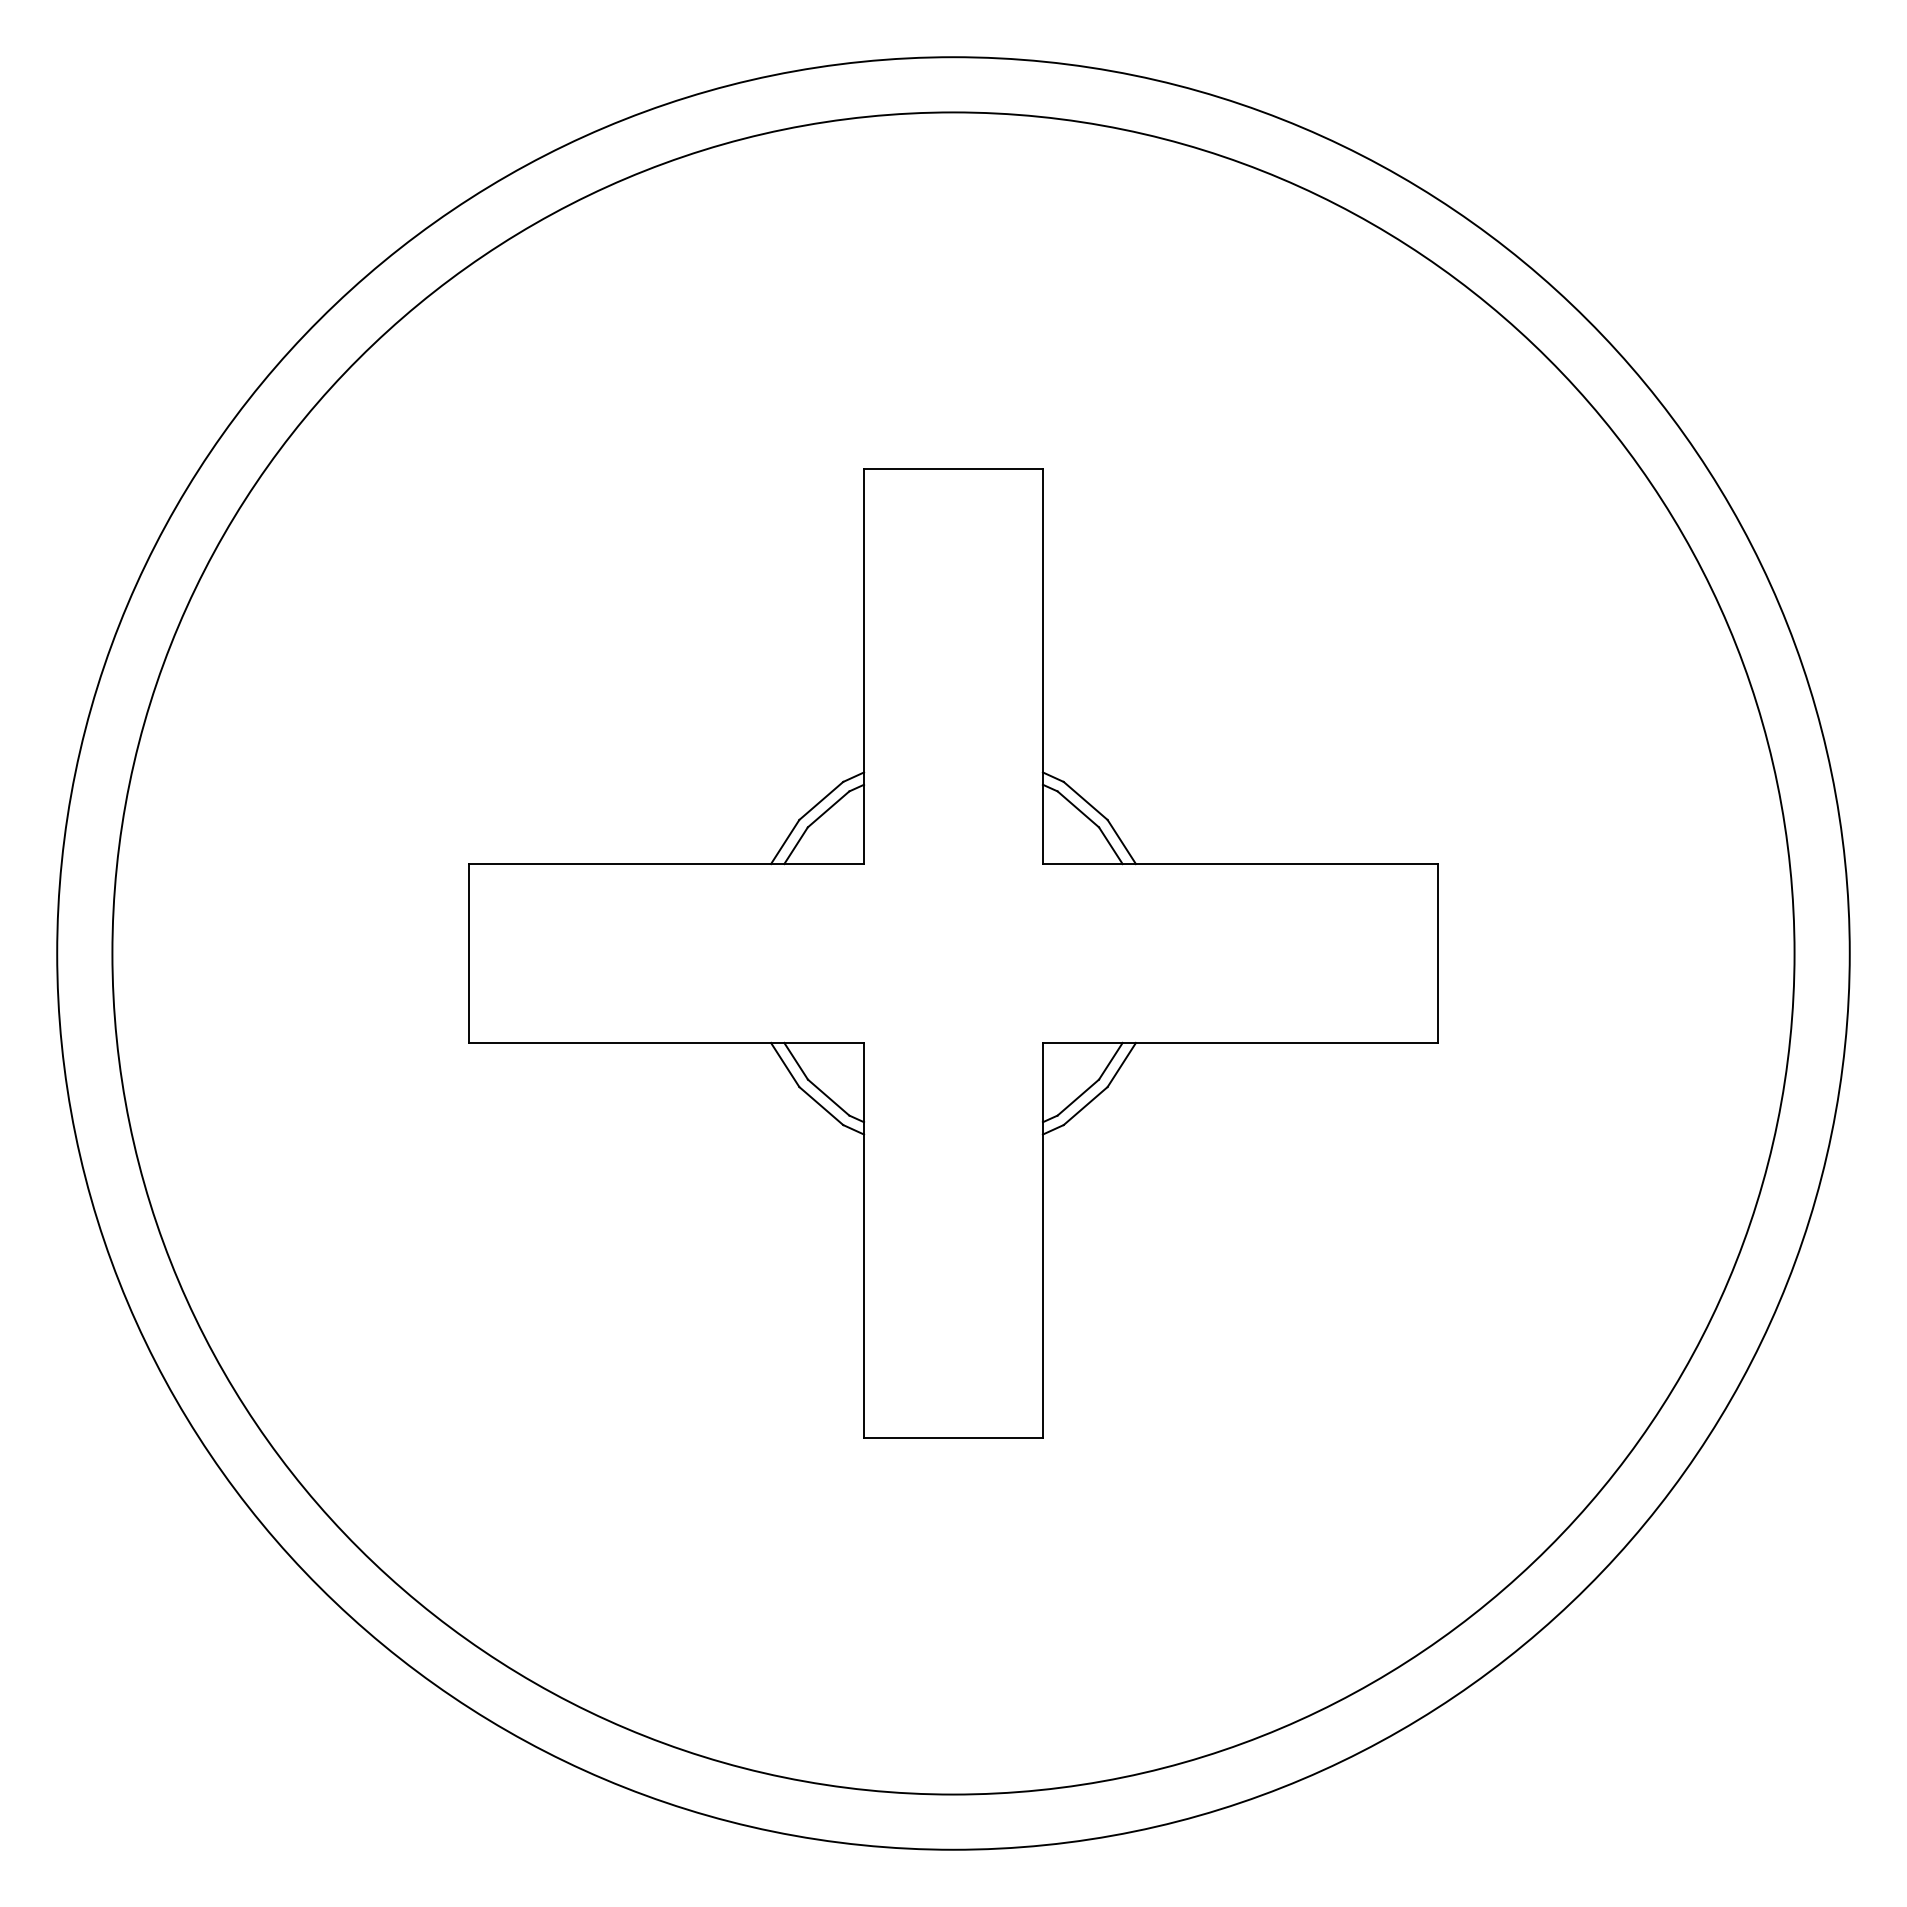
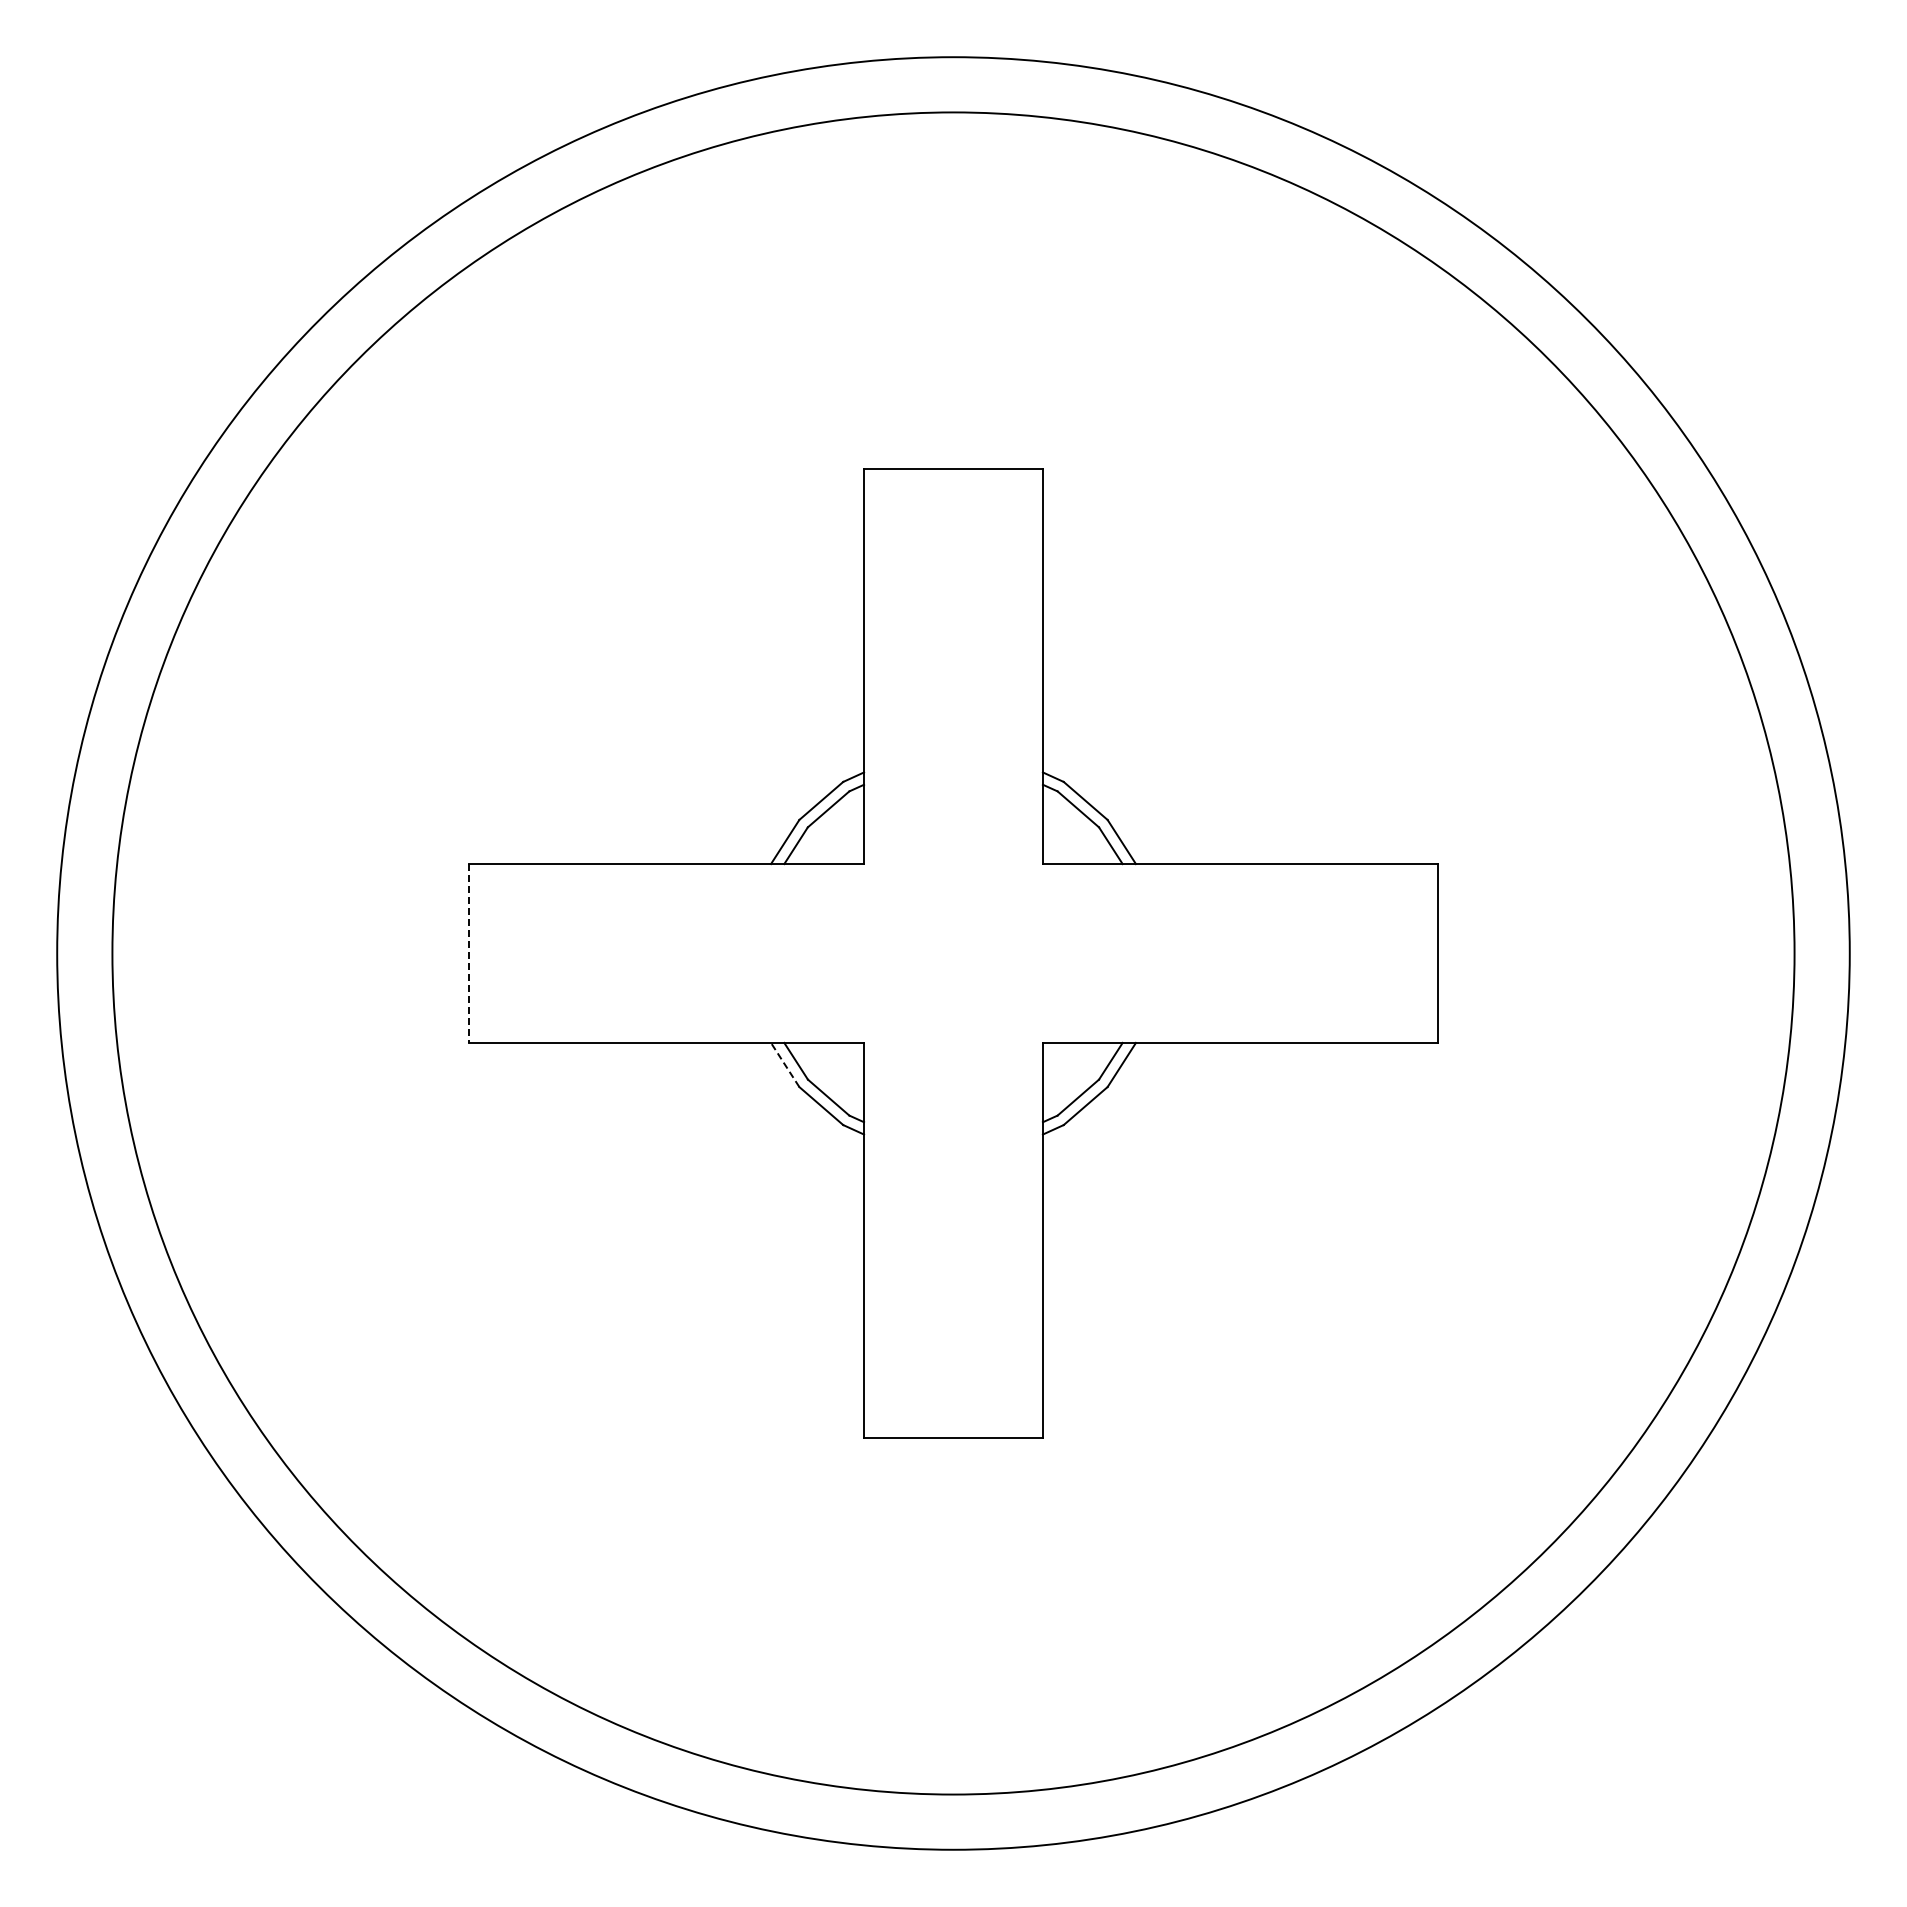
line: solid -> dashed (469, 953)
line: solid -> dashed (784, 1064)
